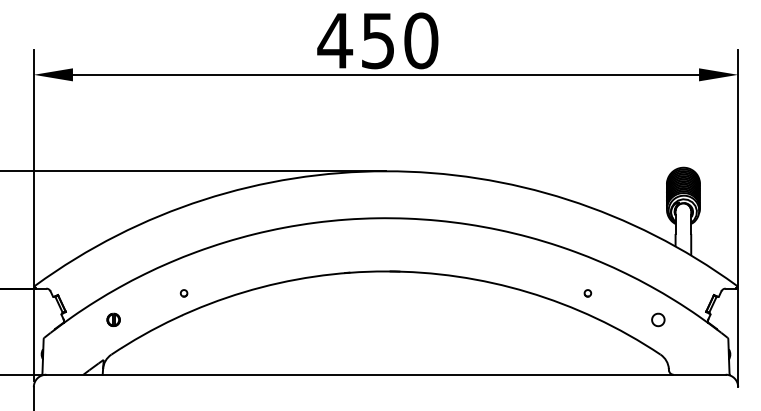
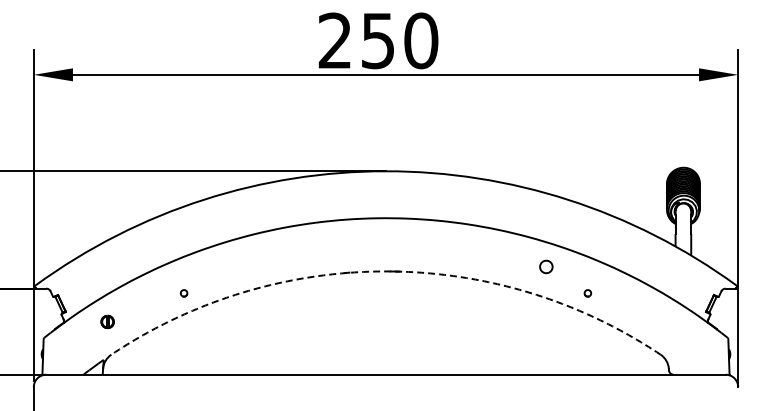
text: 450 -> 250 (335, 40)
arc: solid -> dashed (386, 271)
part position: (113, 319) -> (107, 321) (107, 321)
part position: (658, 319) -> (546, 266) (546, 266)
